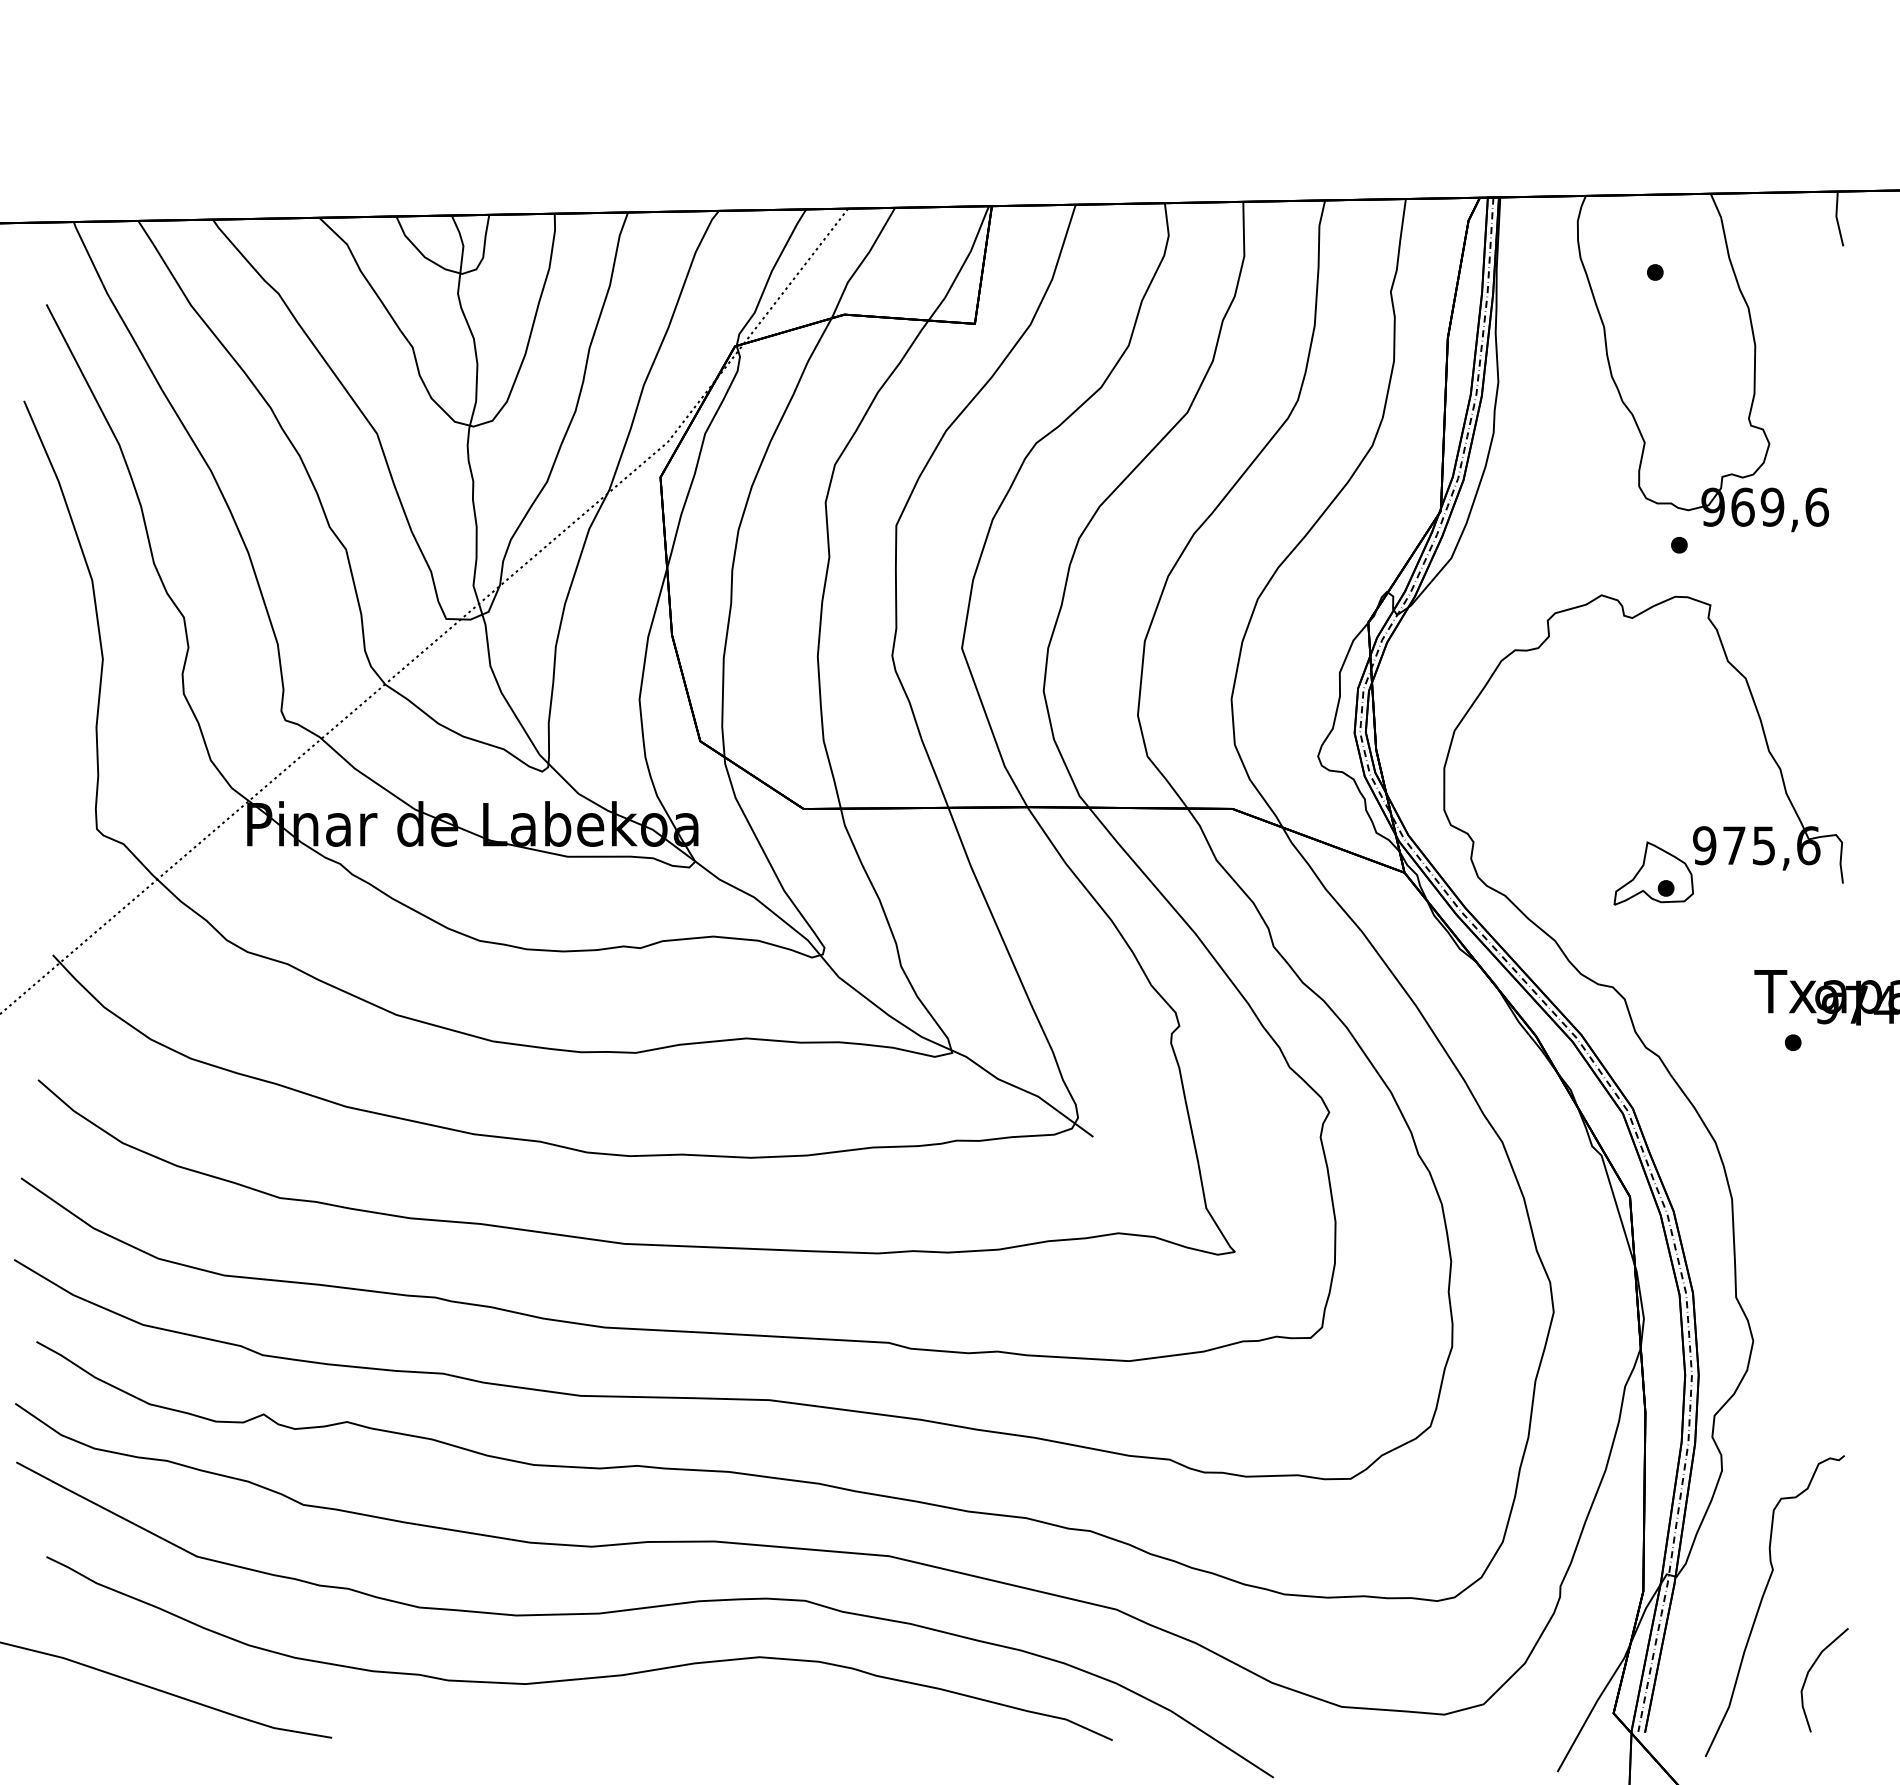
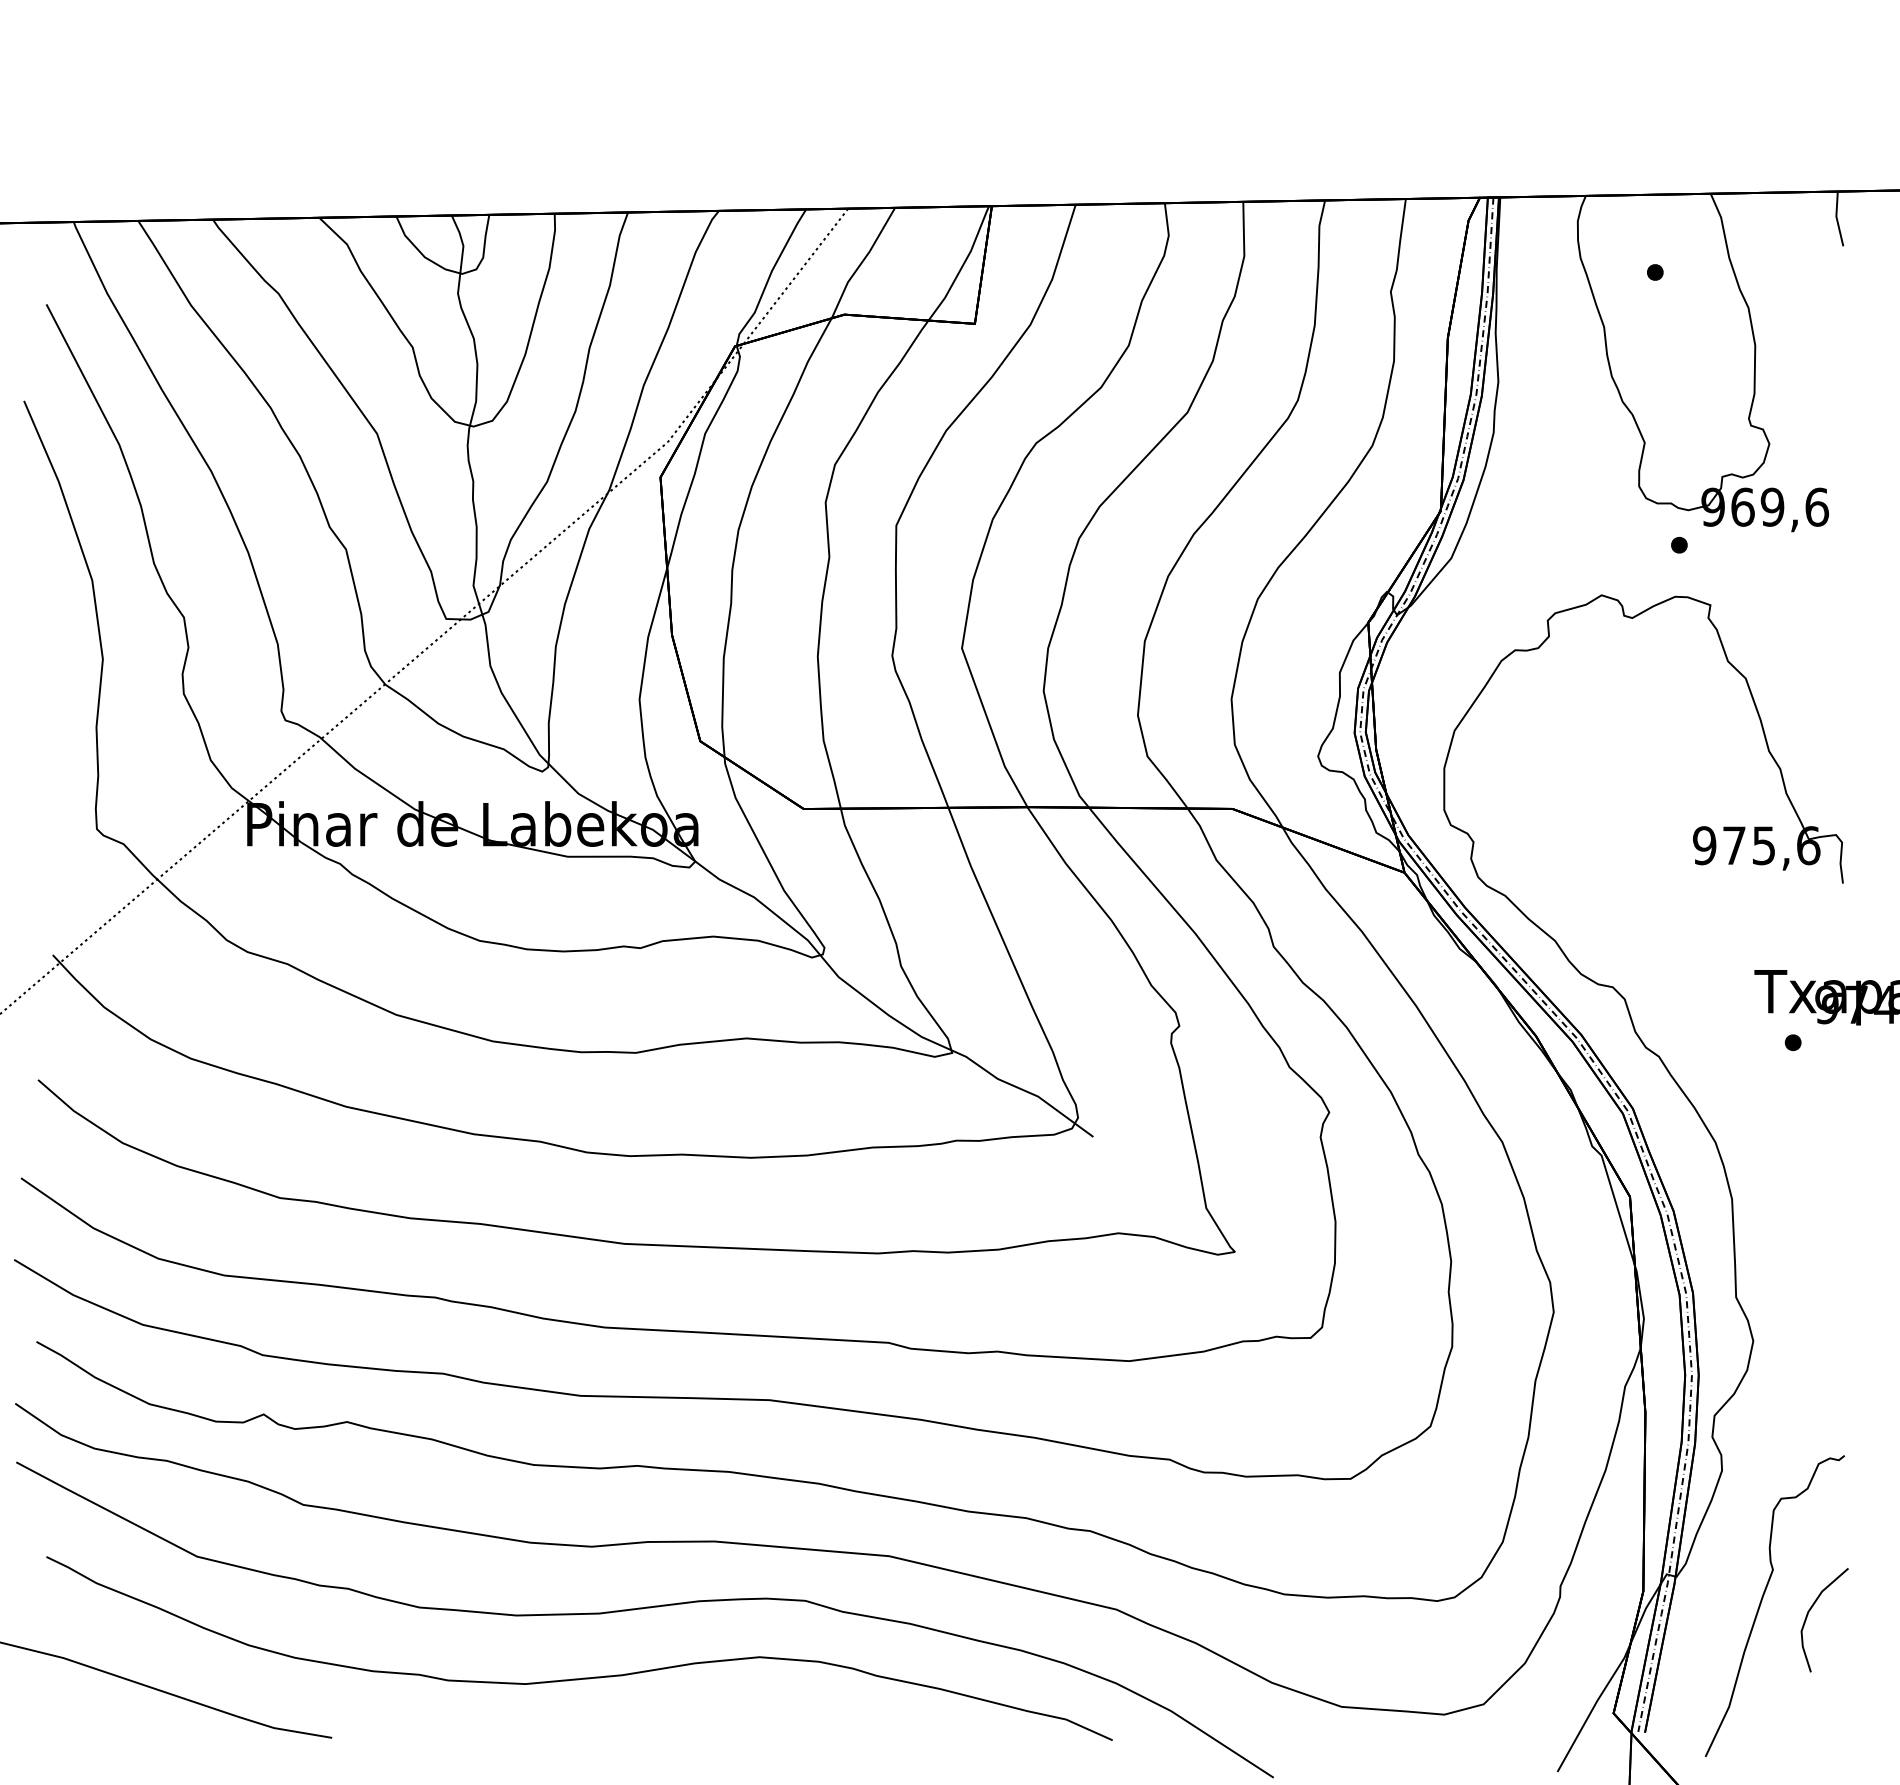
part: present -> none (1653, 873)
curve position: (1809, 1672) -> (1809, 1612) (1809, 1612)
